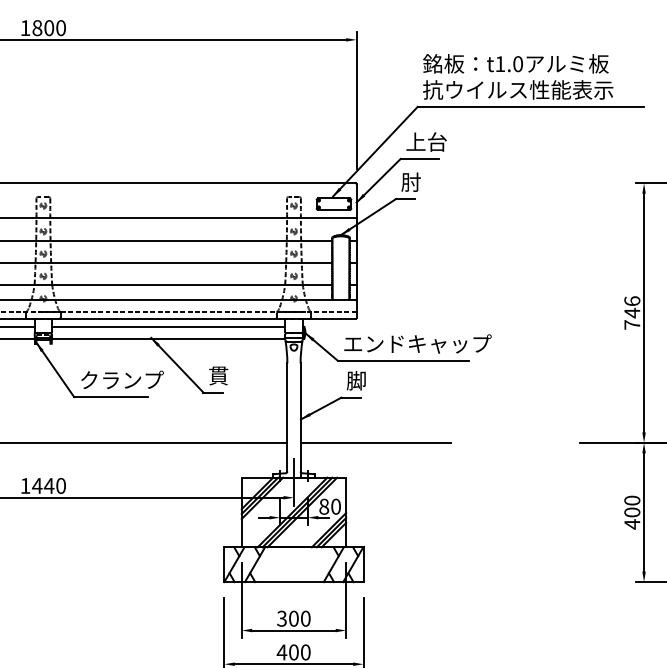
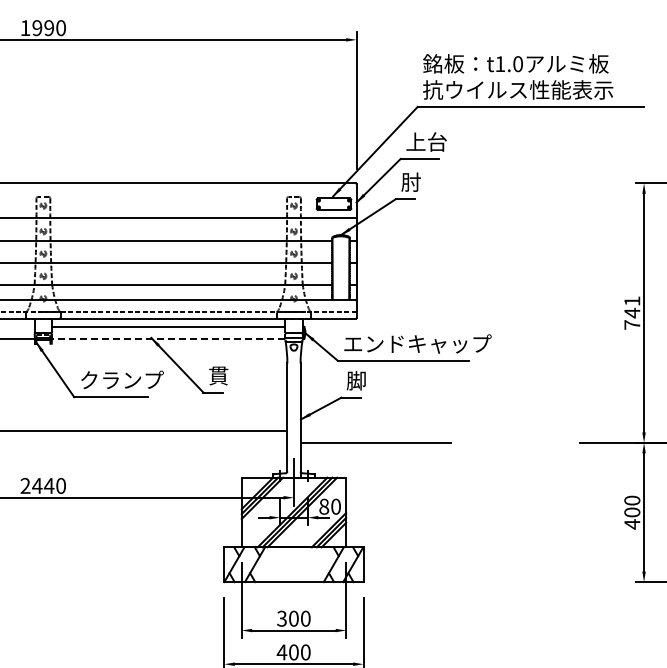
text: 1800 -> 1990 (43, 28)
text: 746 -> 741 (632, 300)
line: present -> none (18, 326)
line: solid -> dashed (168, 338)
line position: (144, 442) -> (144, 430) (144, 430)
text: 1440 -> 2440 (25, 485)
